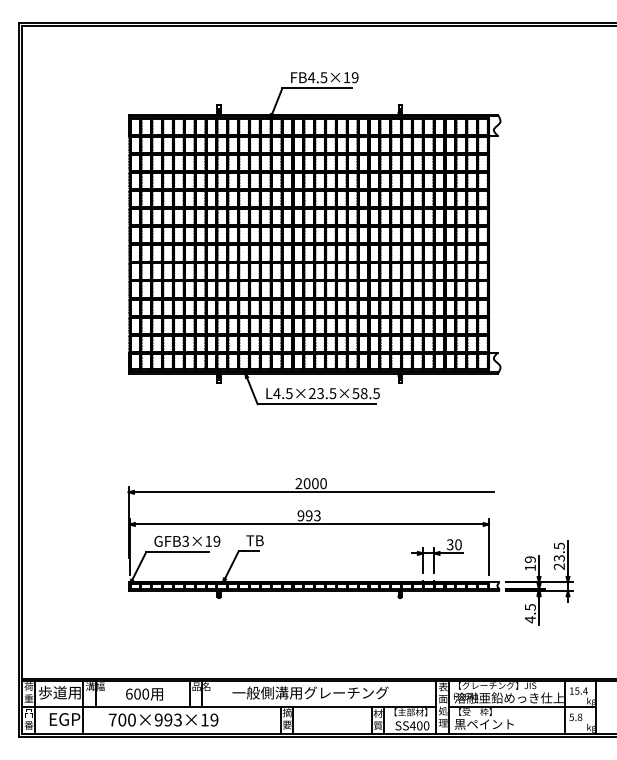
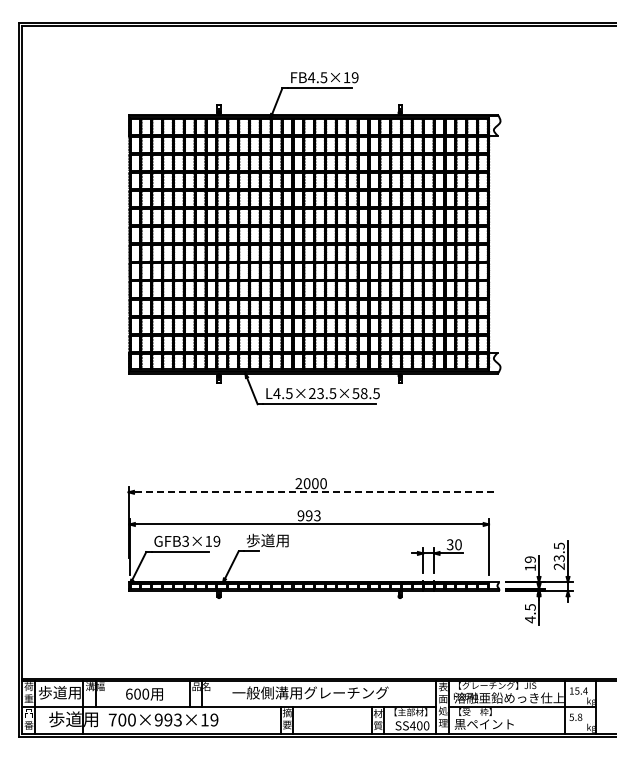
line: solid -> dashed (313, 492)
text: TB -> 歩道用 (267, 540)
text: EGP -> 歩道用 (73, 719)
